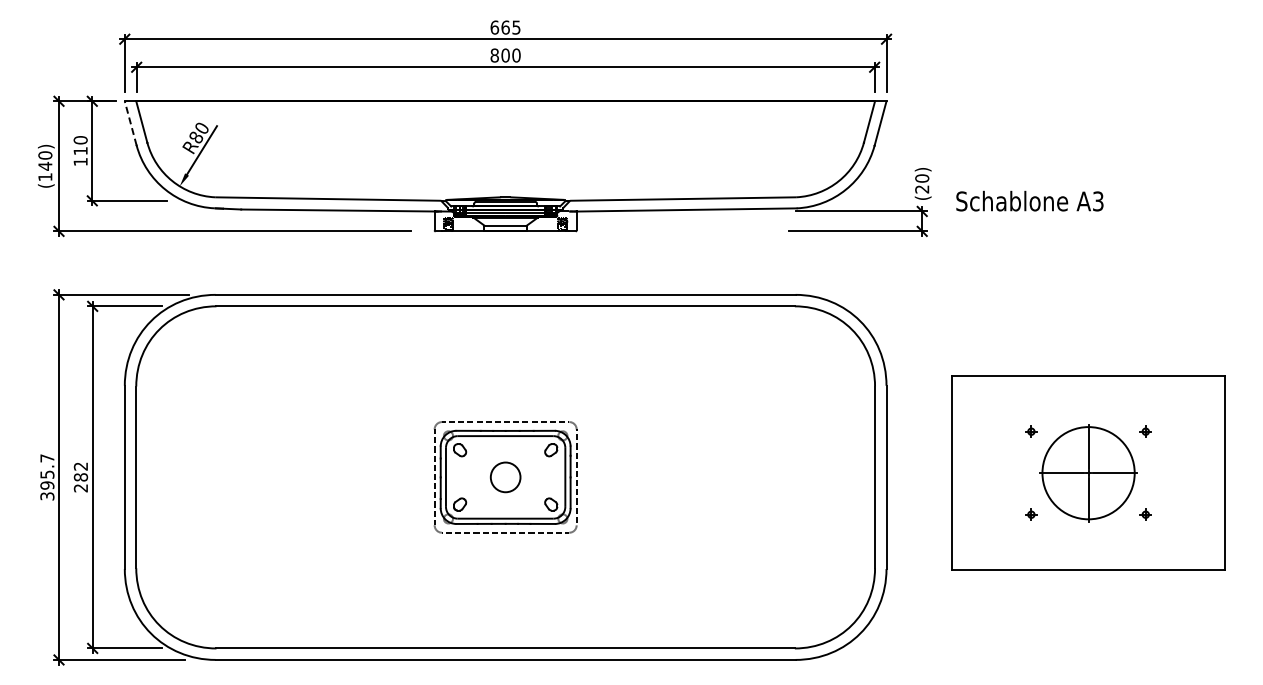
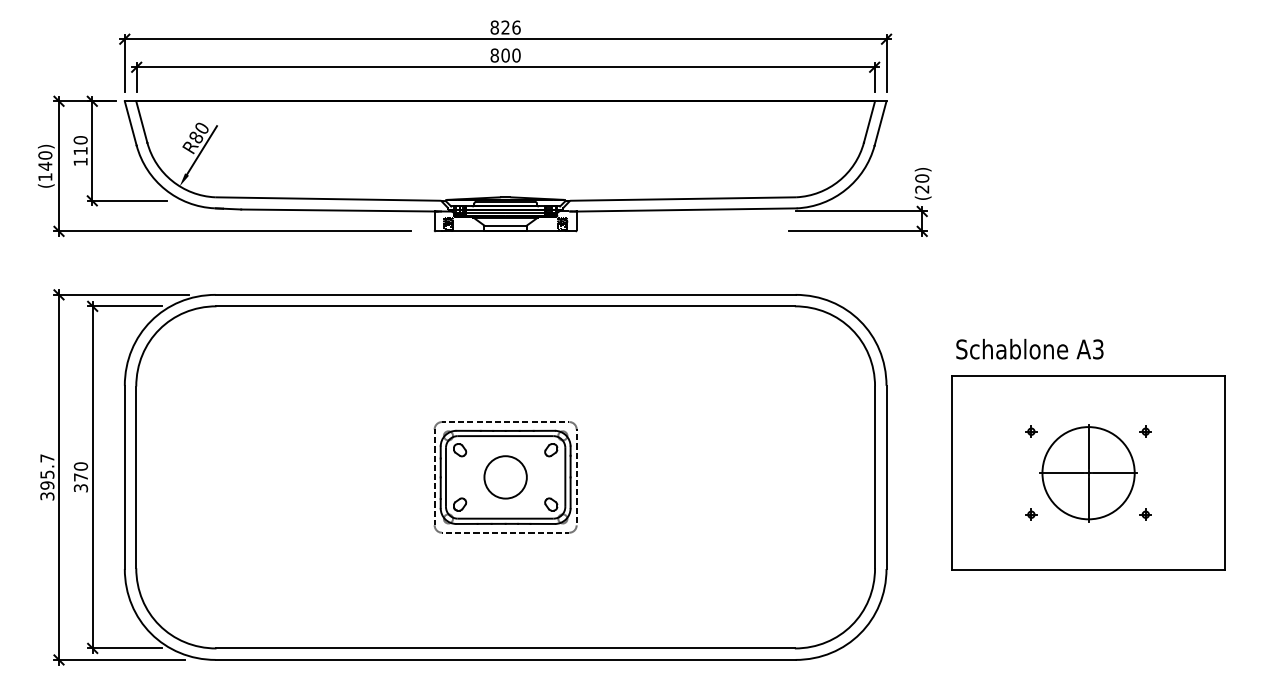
text: 665 -> 826 (505, 27)
line: dashed -> solid (130, 123)
text position: (1029, 200) -> (1029, 348) (1029, 348)
text: 282 -> 370 (80, 477)
circle diameter: 30 px -> 42 px (505, 477)
